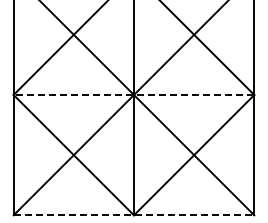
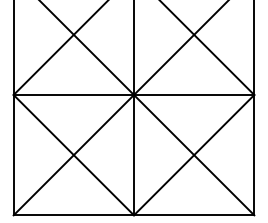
line: dashed -> solid (133, 95)
line: dashed -> solid (134, 215)
